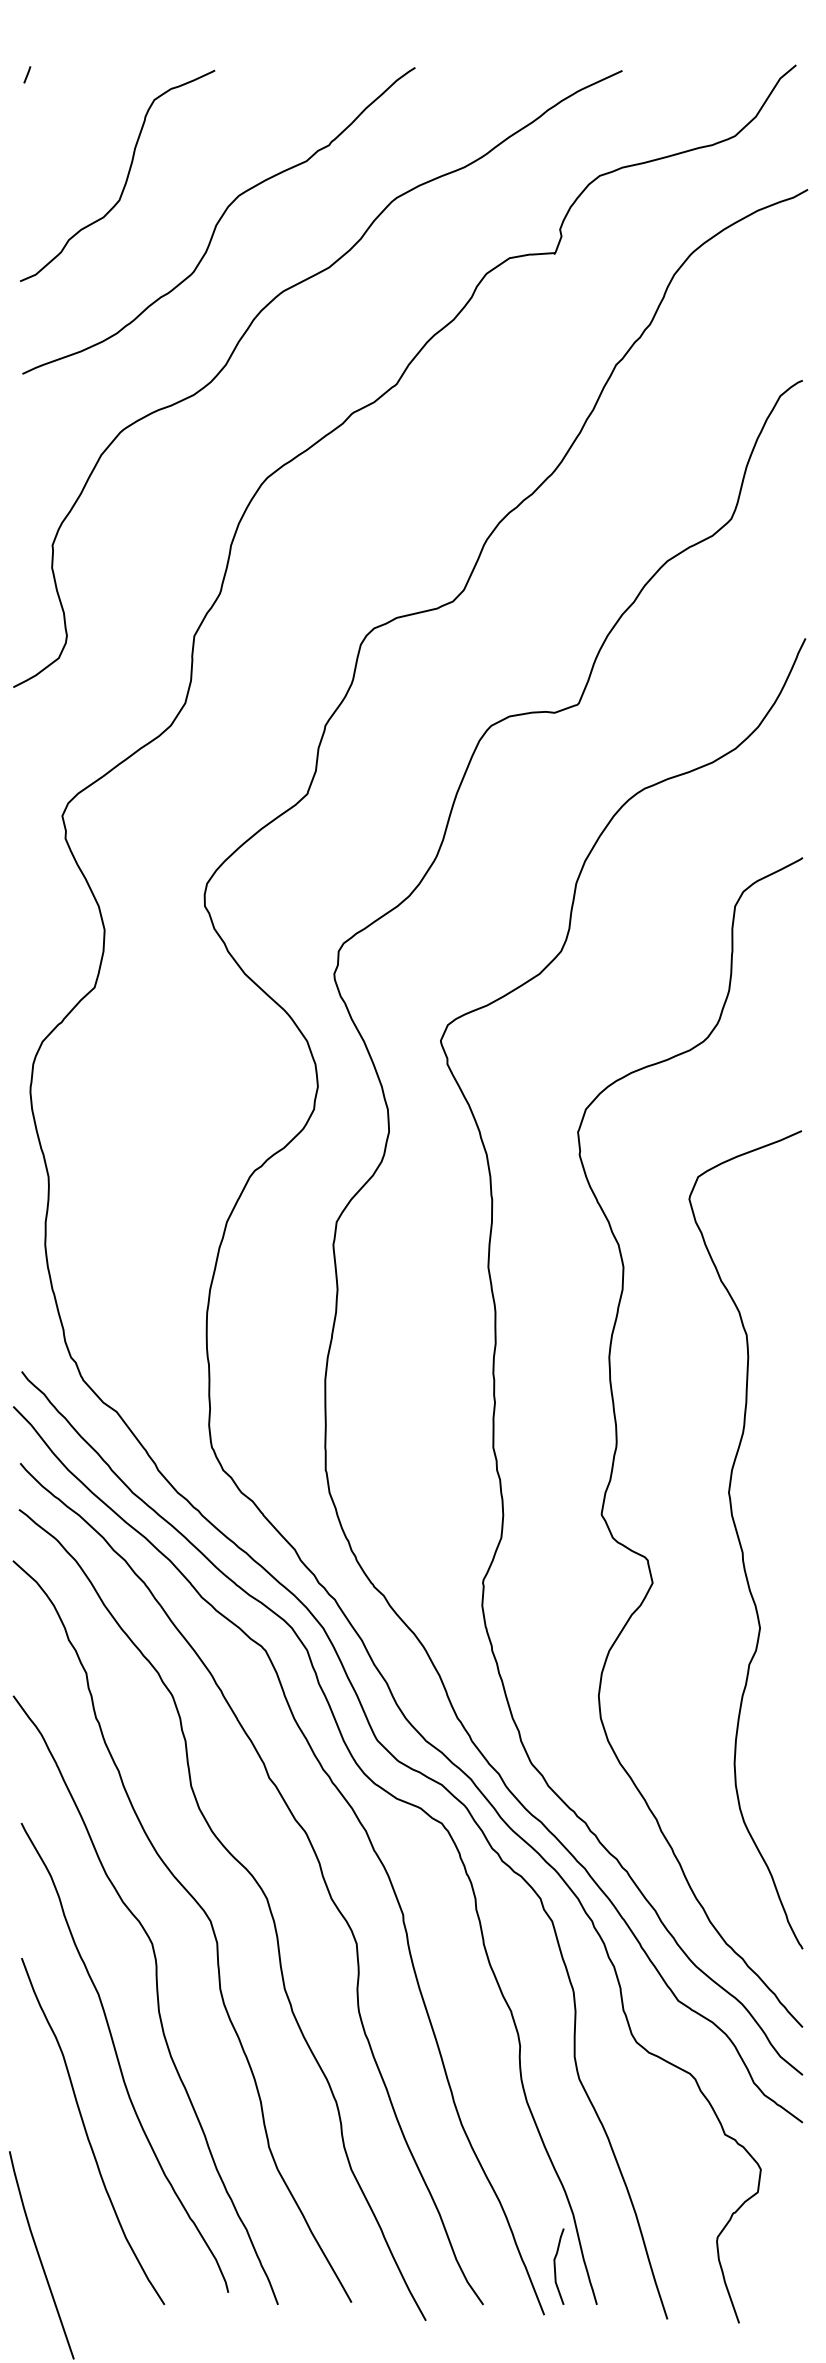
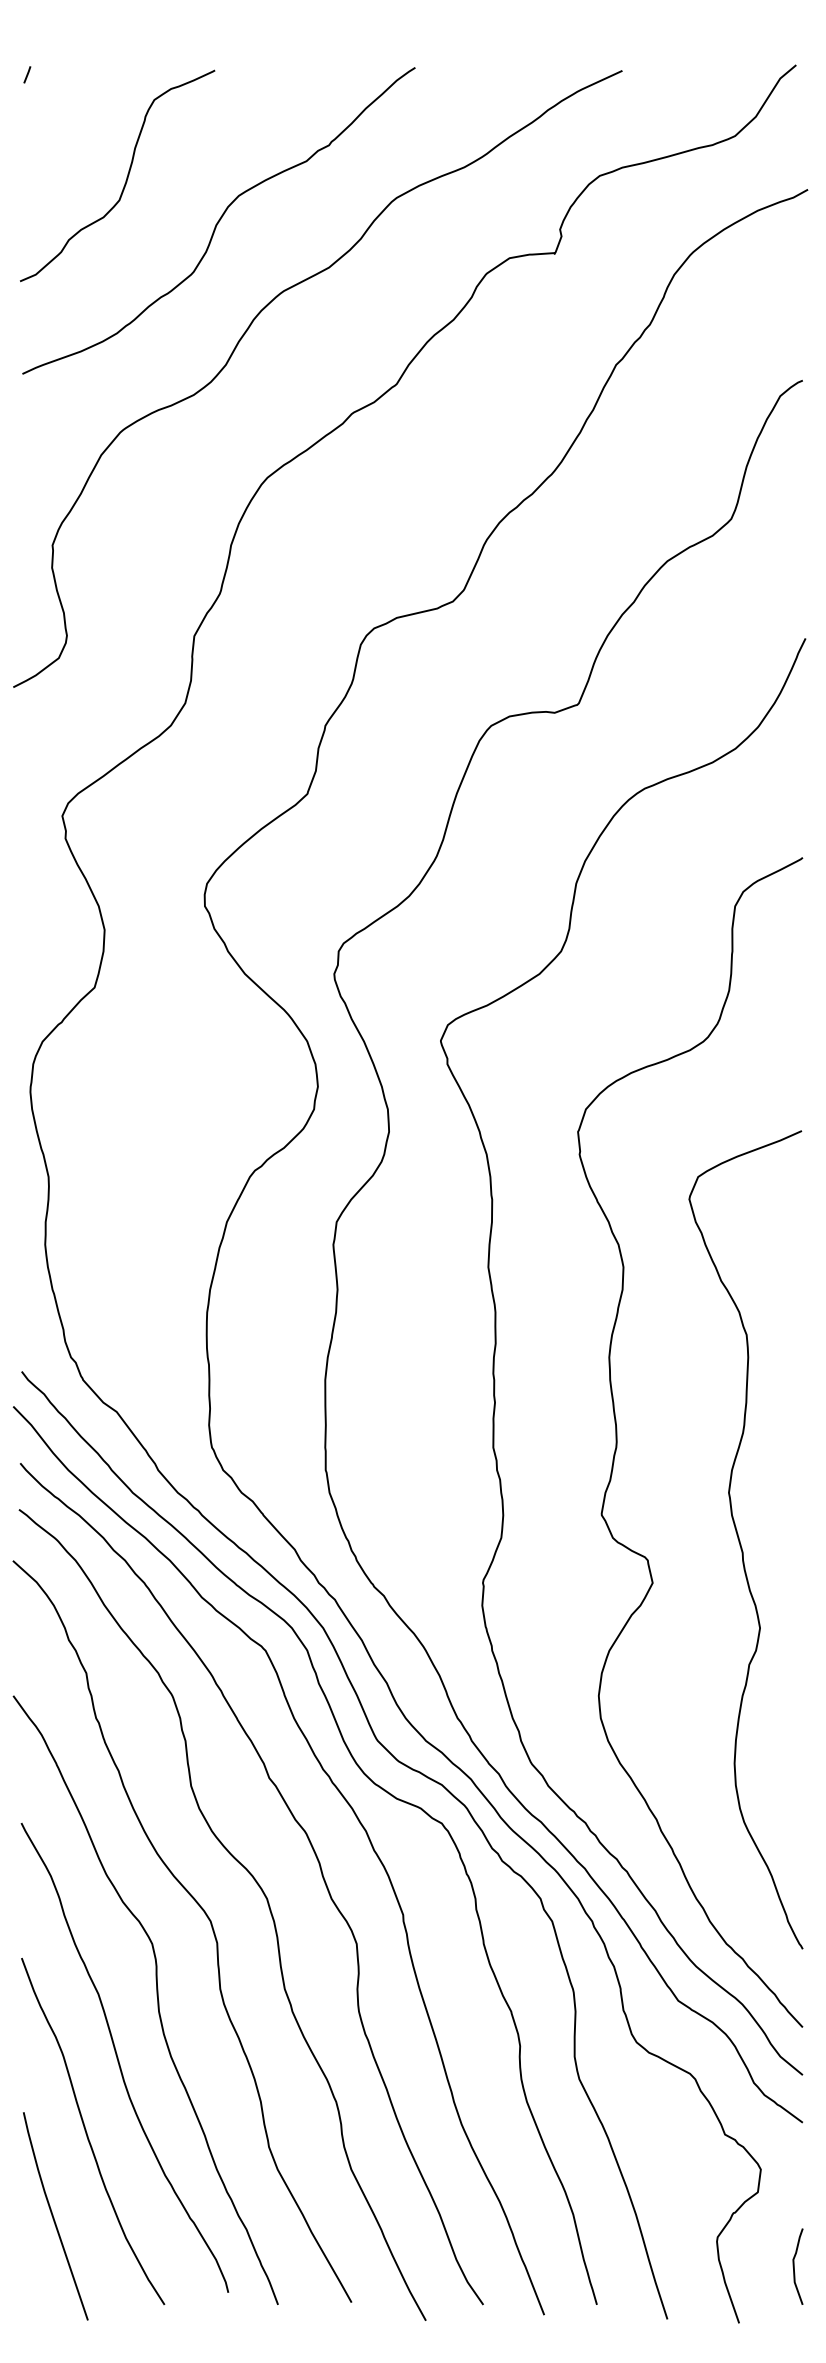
curve position: (40, 2256) -> (54, 2217) (54, 2217)
curve position: (555, 2266) -> (794, 2266) (794, 2266)
